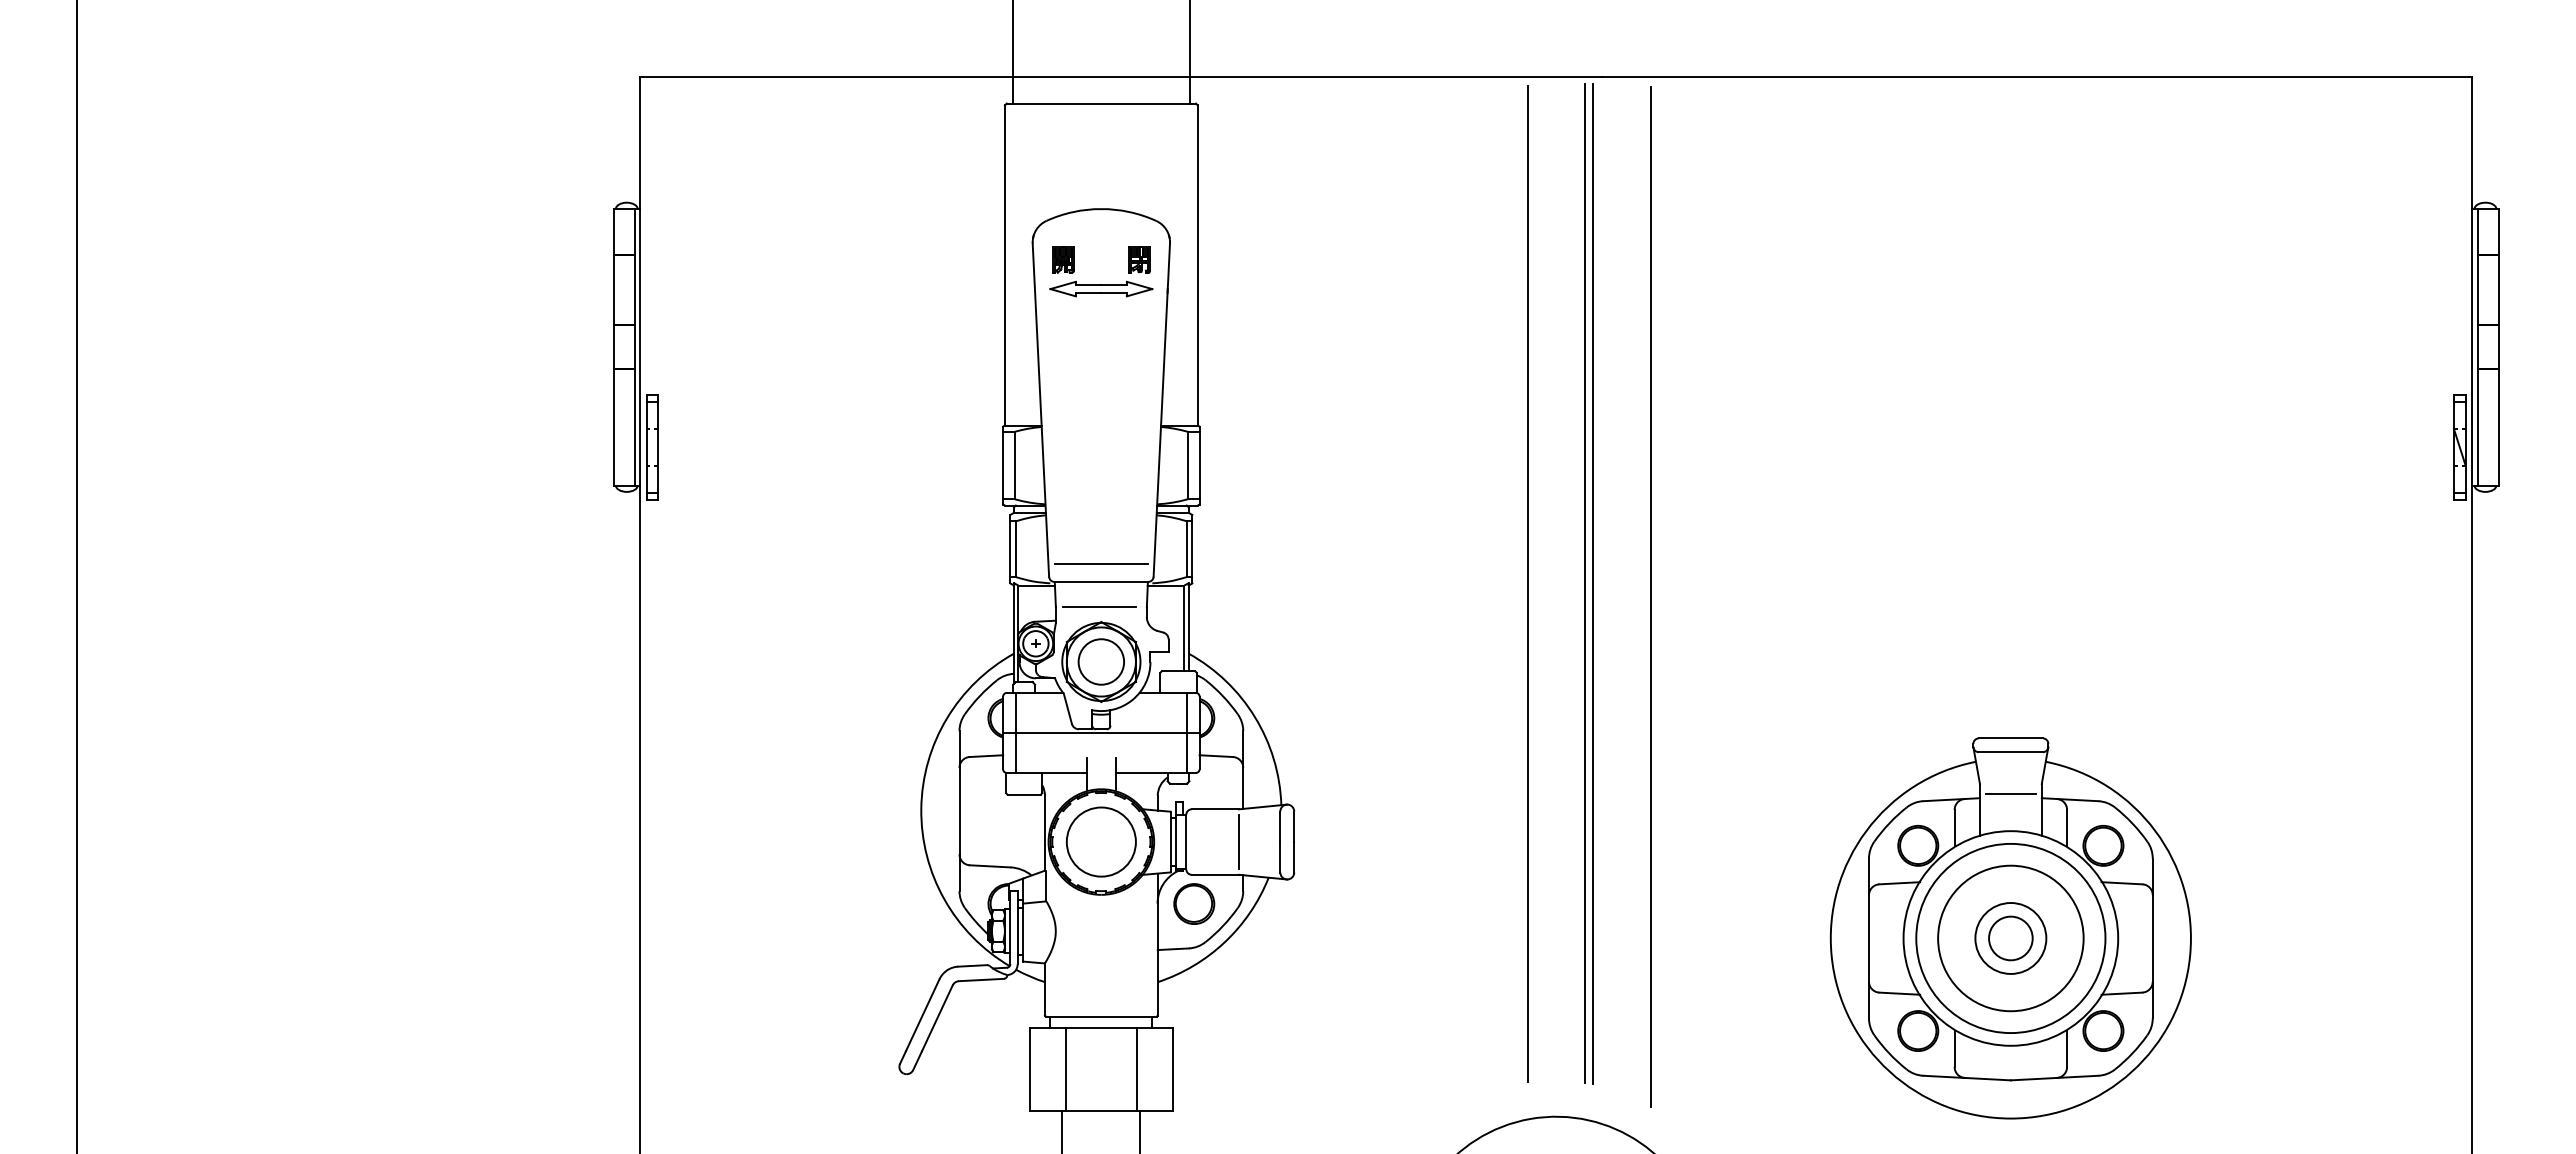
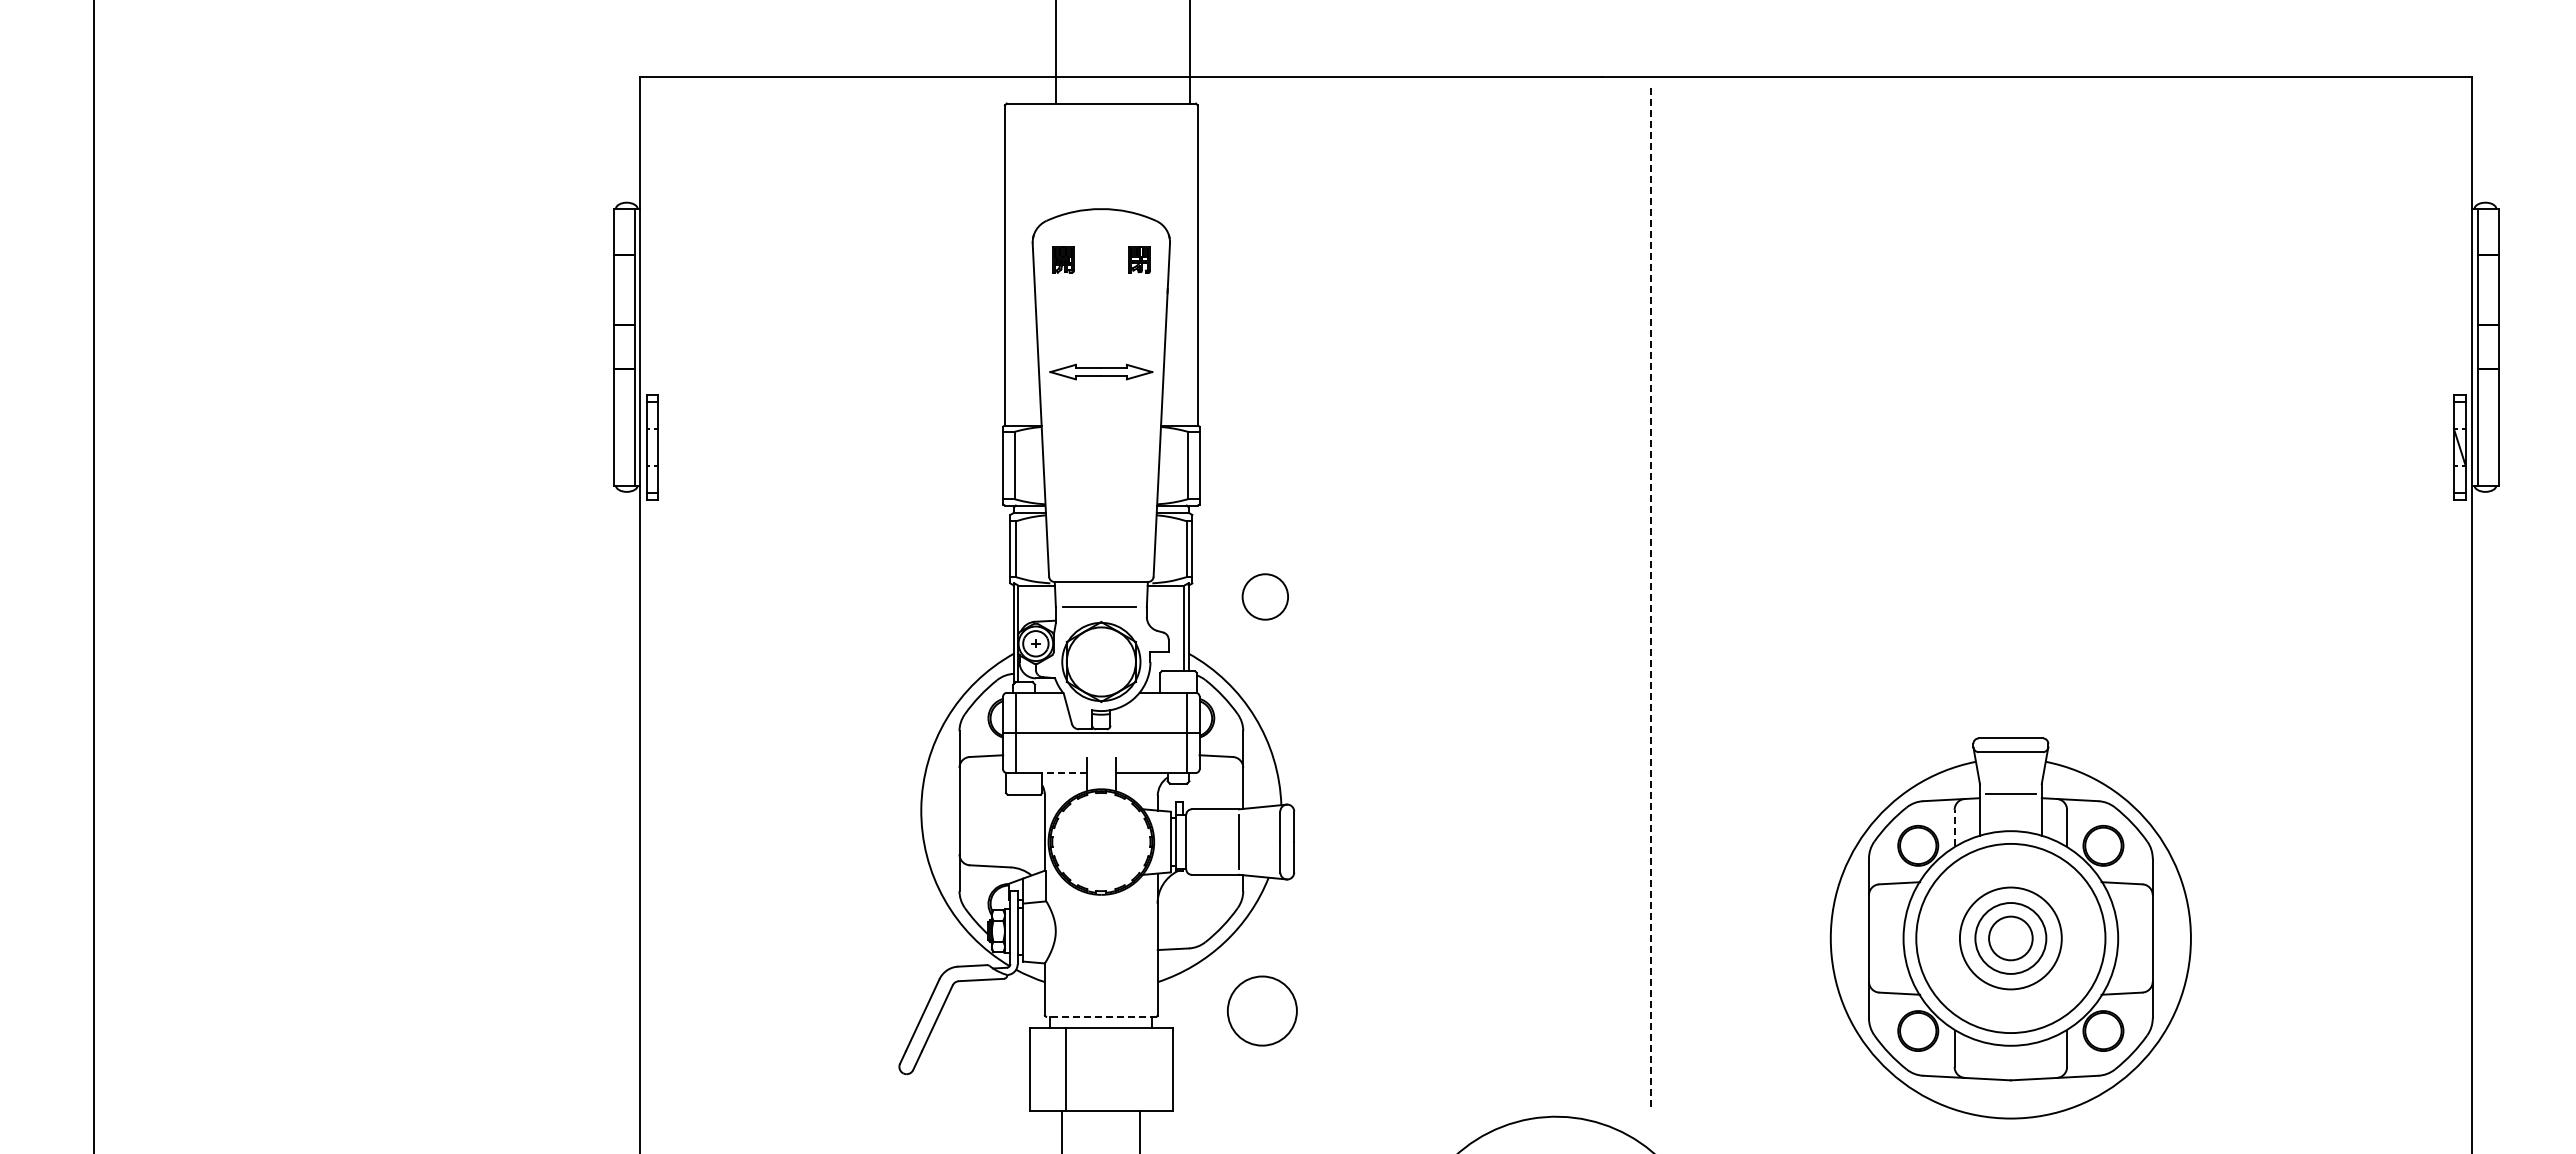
line position: (1012, 52) -> (1055, 52) (1055, 52)
part position: (1101, 288) -> (1101, 371) (1101, 371)
line: present -> none (1100, 564)
line position: (77, 576) -> (94, 576) (94, 576)
line: present -> none (1585, 582)
line: present -> none (1528, 583)
line: present -> none (1592, 583)
line: solid -> dashed (1651, 596)
circle position: (1100, 661) -> (1264, 596) (1264, 596)
line: solid -> dashed (1064, 772)
line: solid -> dashed (1954, 827)
circle position: (1100, 841) -> (1261, 1010) (1261, 1010)
part: present -> none (1194, 903)
circle diameter: 146 px -> 102 px (2010, 938)
line: solid -> dashed (1100, 1016)
line: present -> none (1137, 1069)
